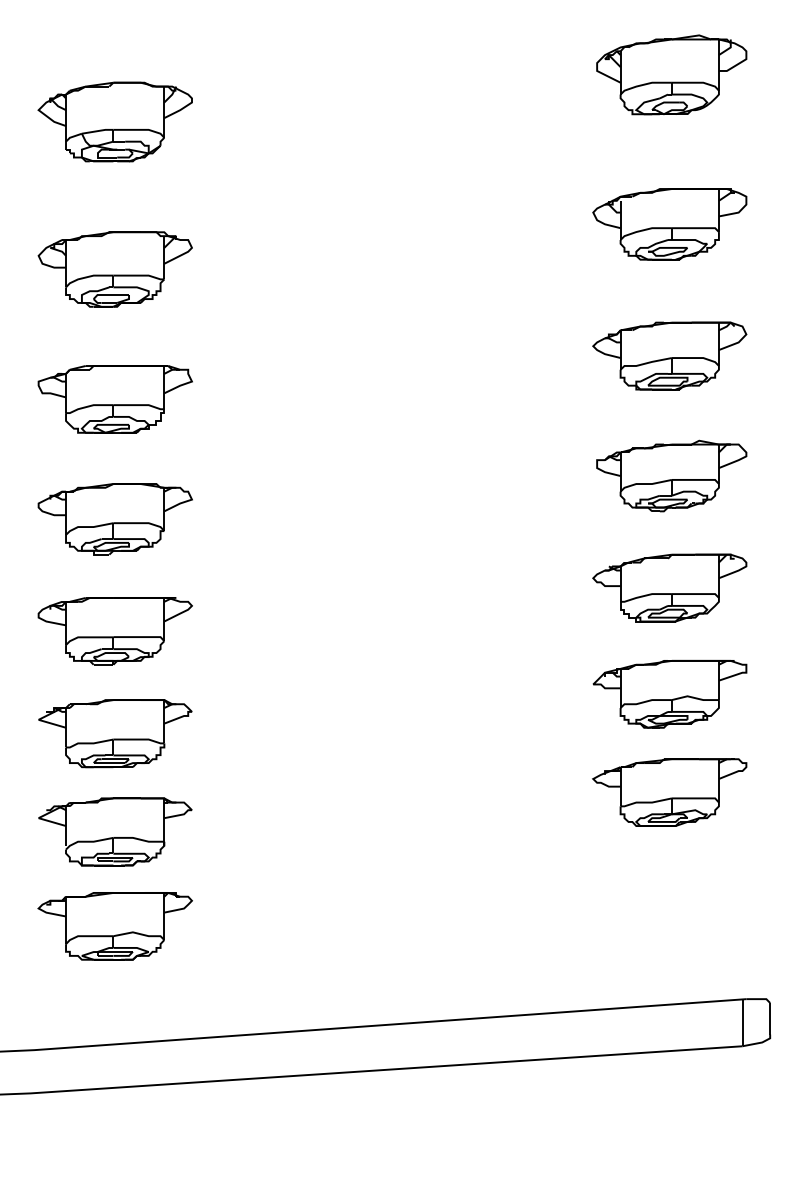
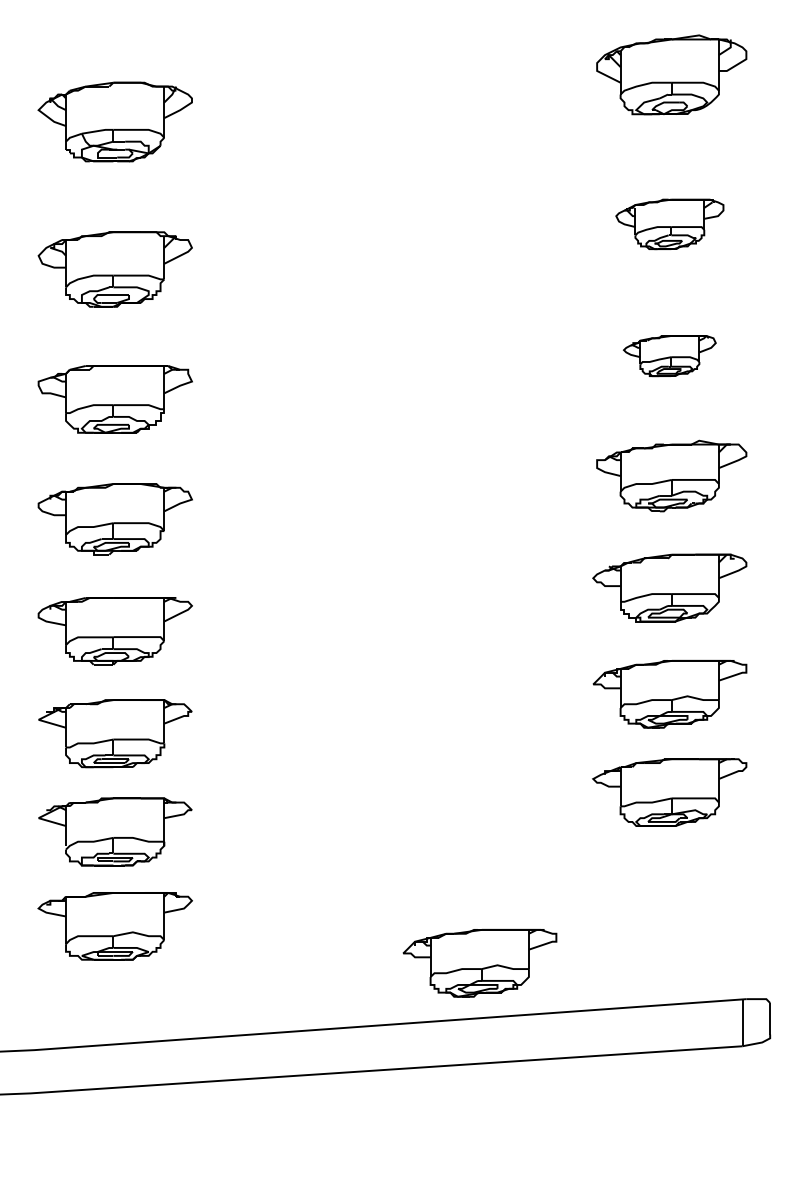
part size: 156x73 px -> 110x53 px (669, 224)
part size: 156x70 px -> 94x43 px (669, 356)
part: none -> present (479, 963)
